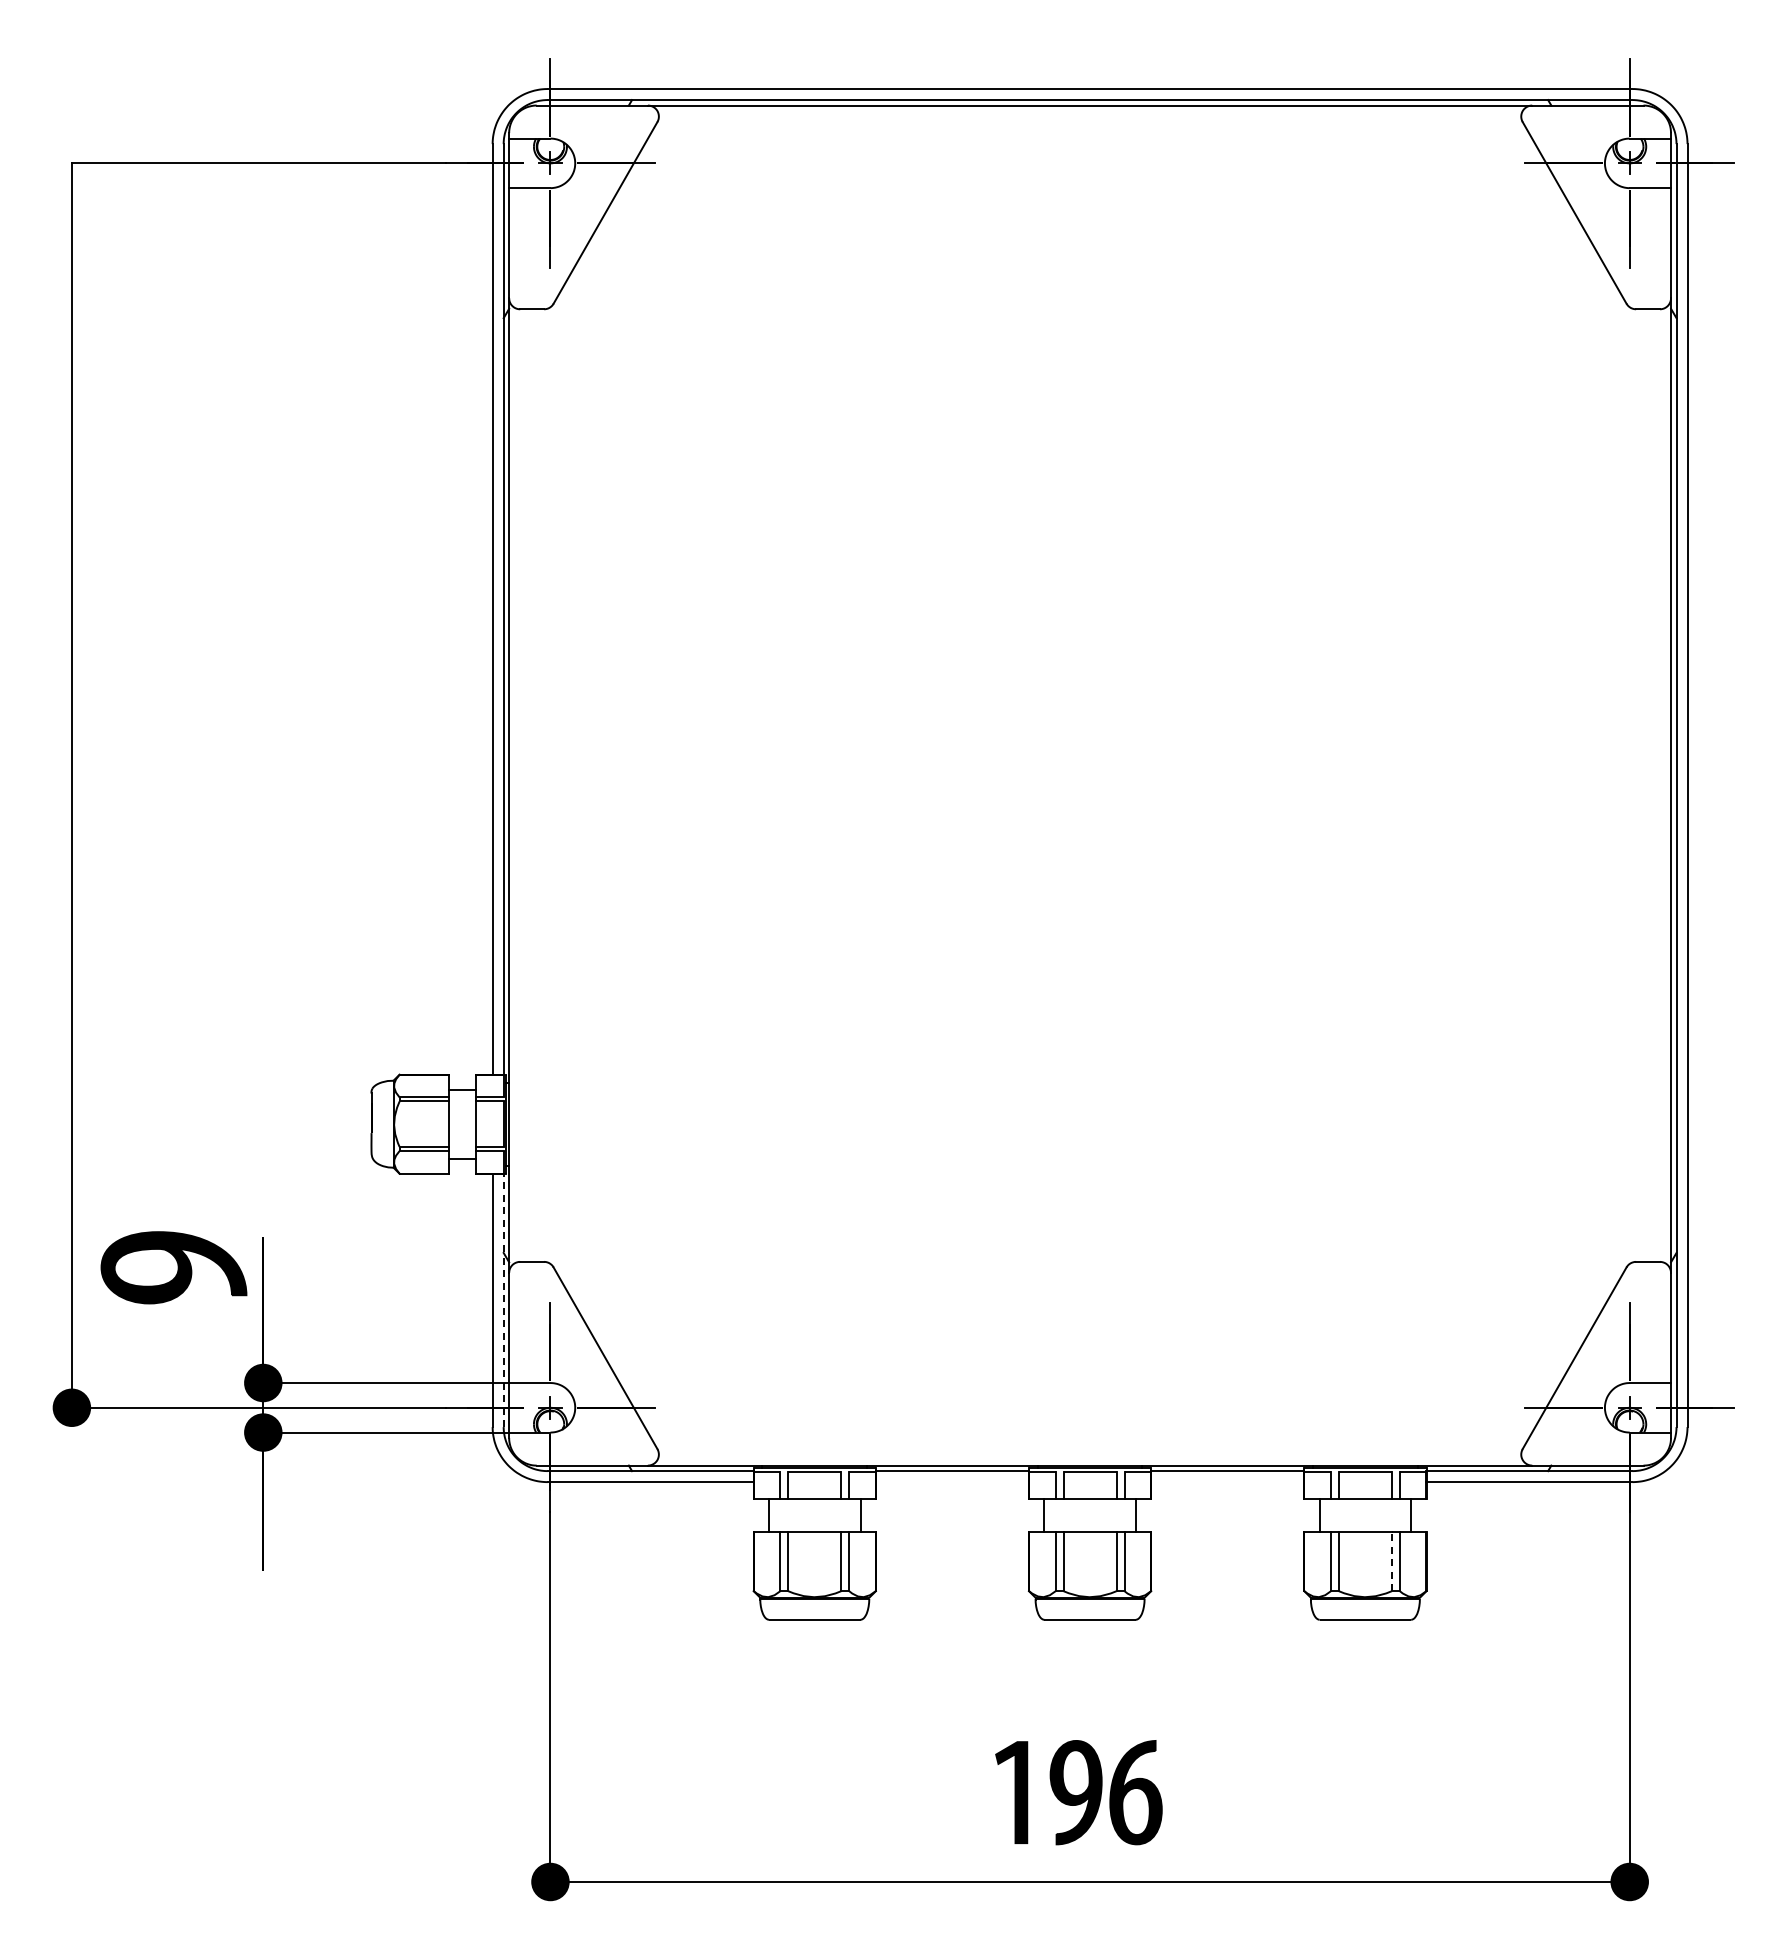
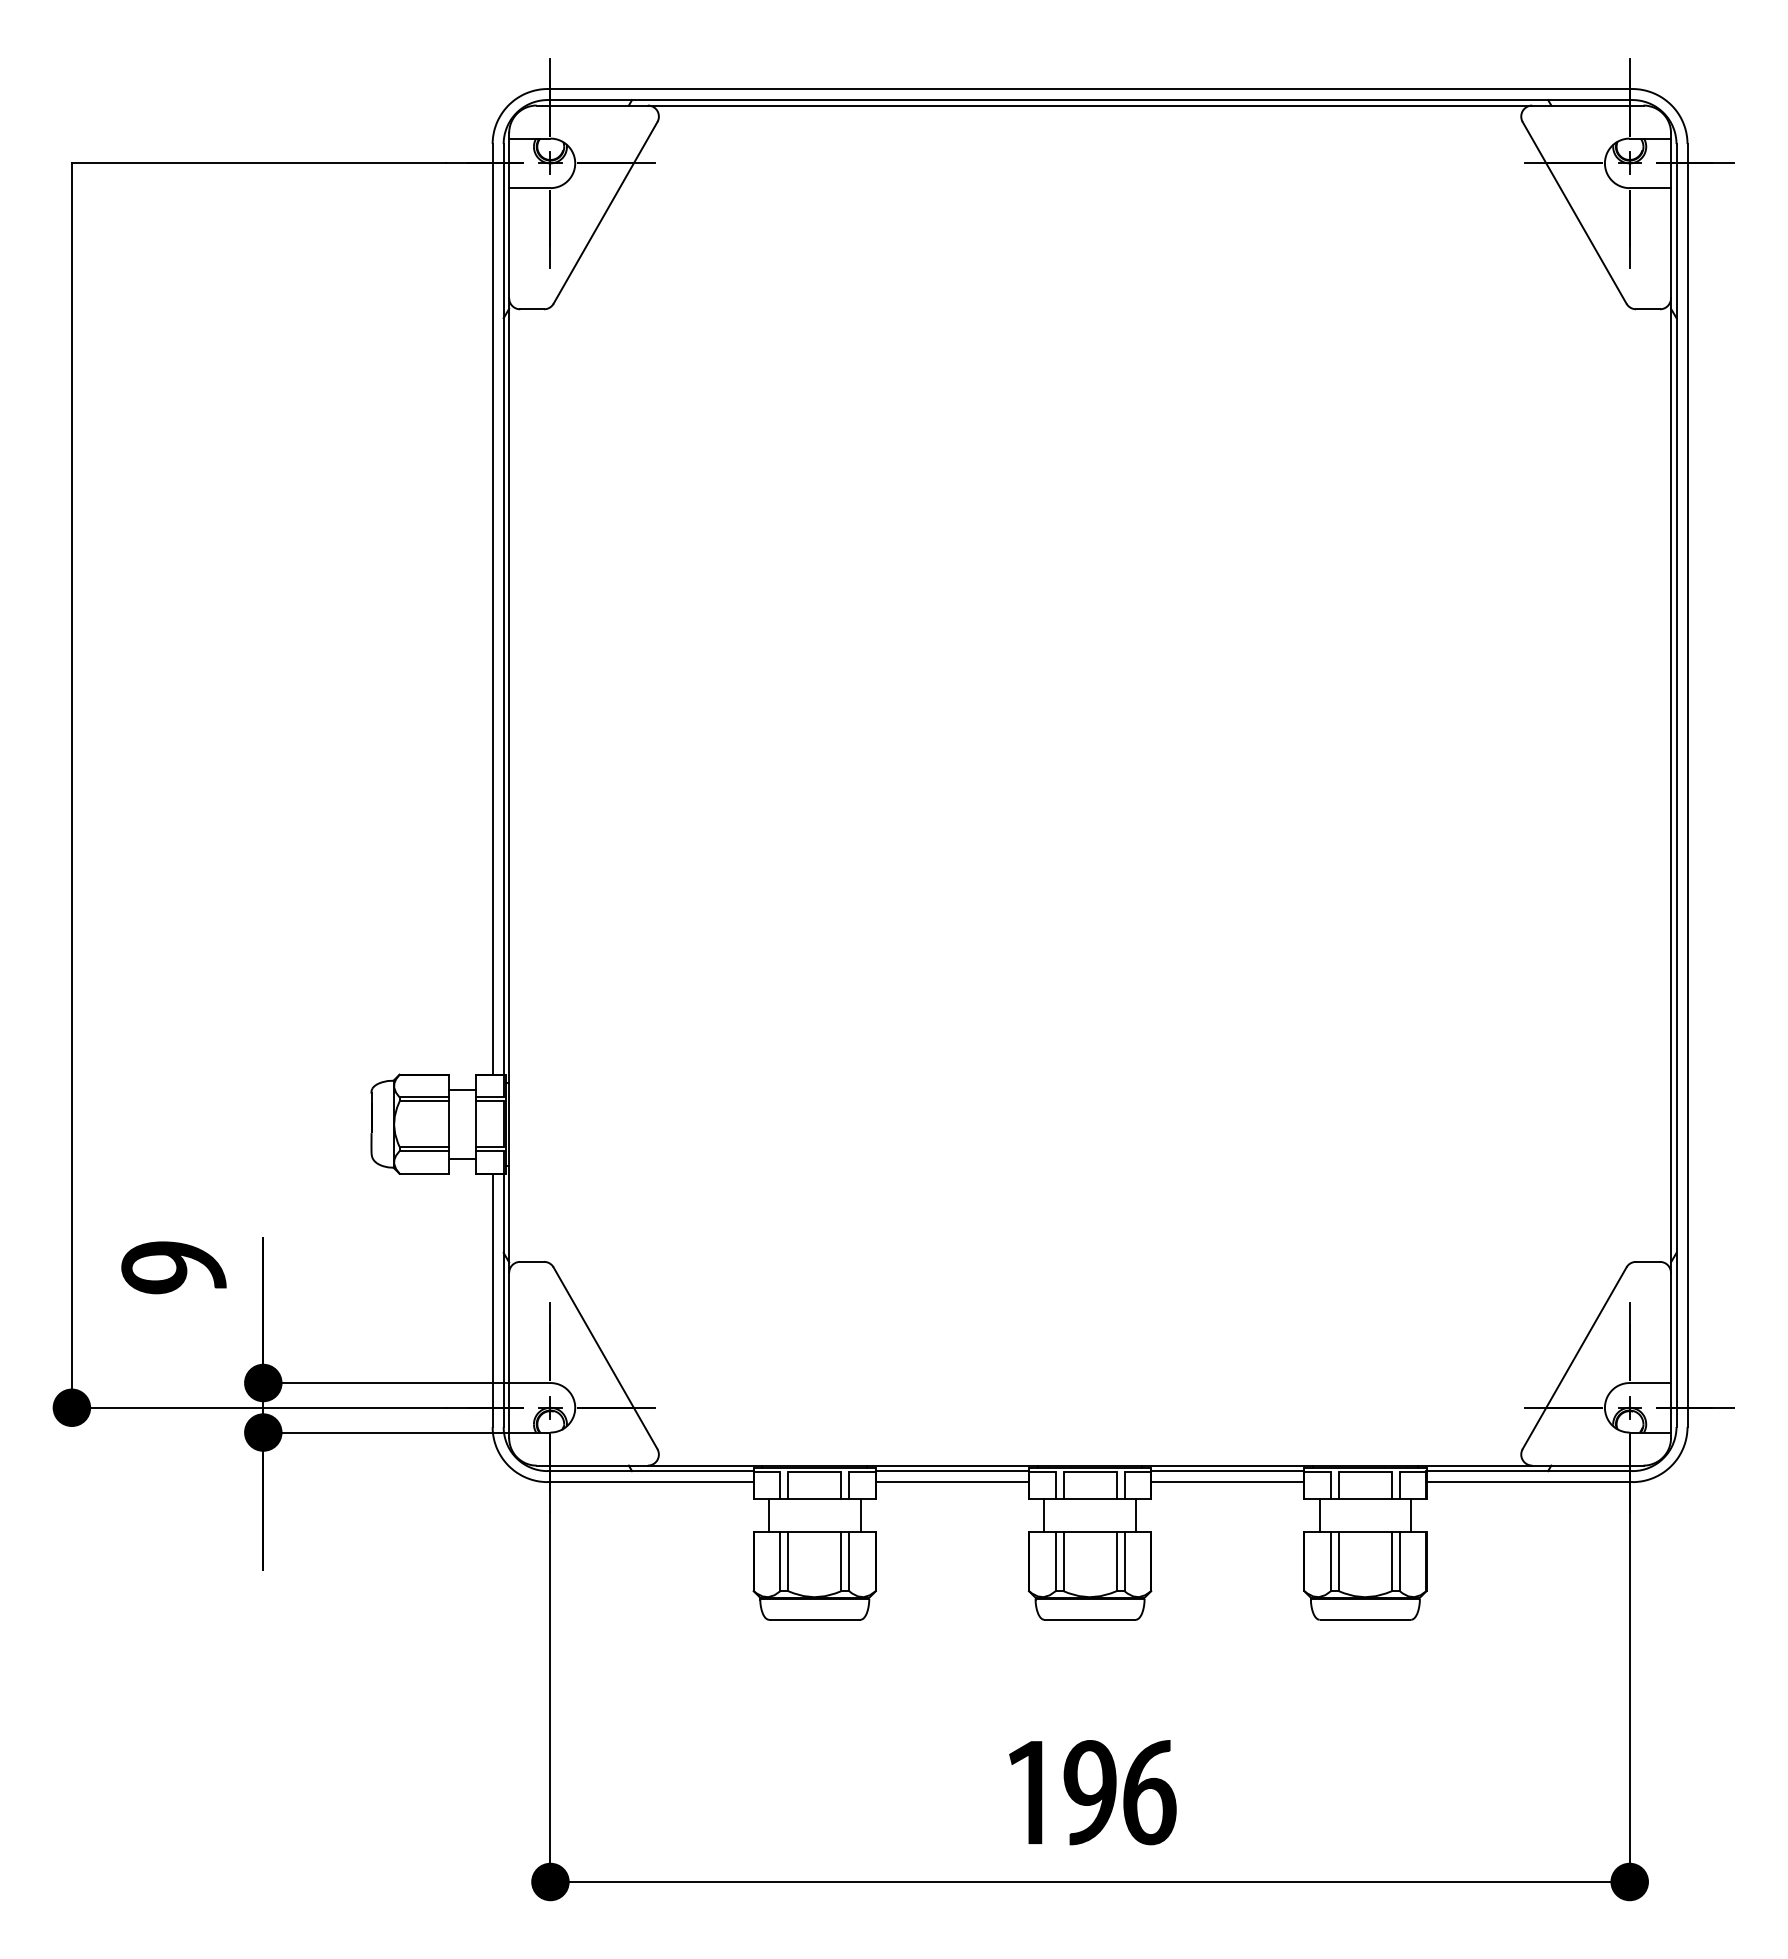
part size: 148x74 px -> 106x54 px (173, 1267)
line: dashed -> solid (503, 1300)
line: none -> present (951, 1482)
line: none -> present (1227, 1482)
line: dashed -> solid (1391, 1561)
part position: (1078, 1792) -> (1092, 1792) (1092, 1792)
